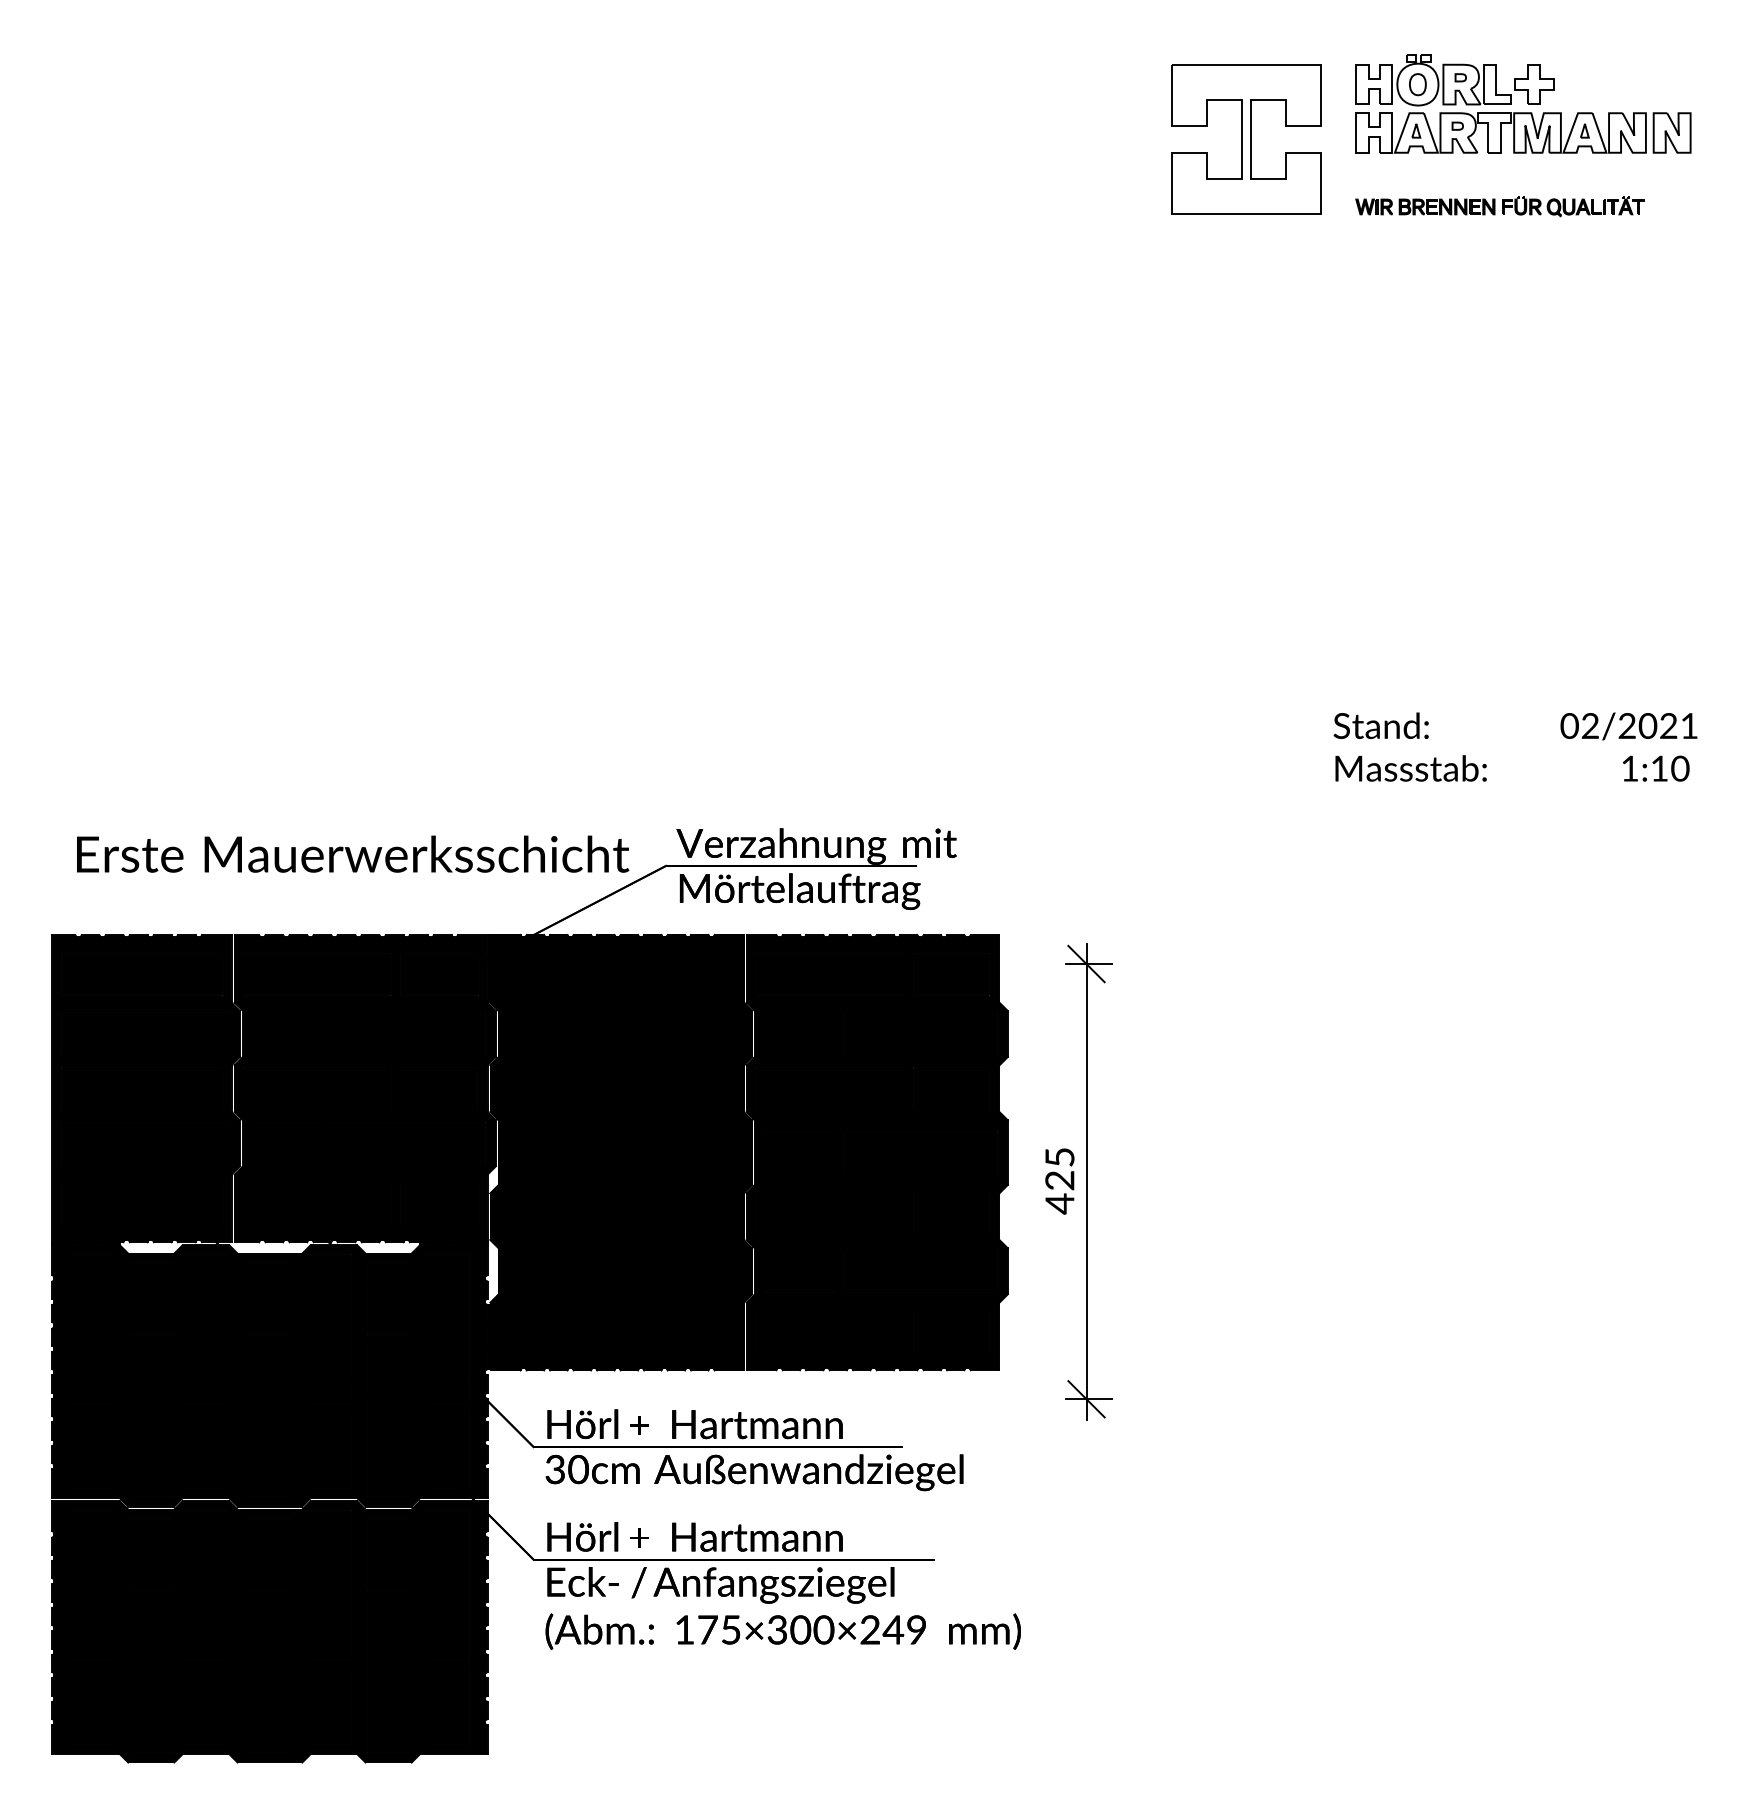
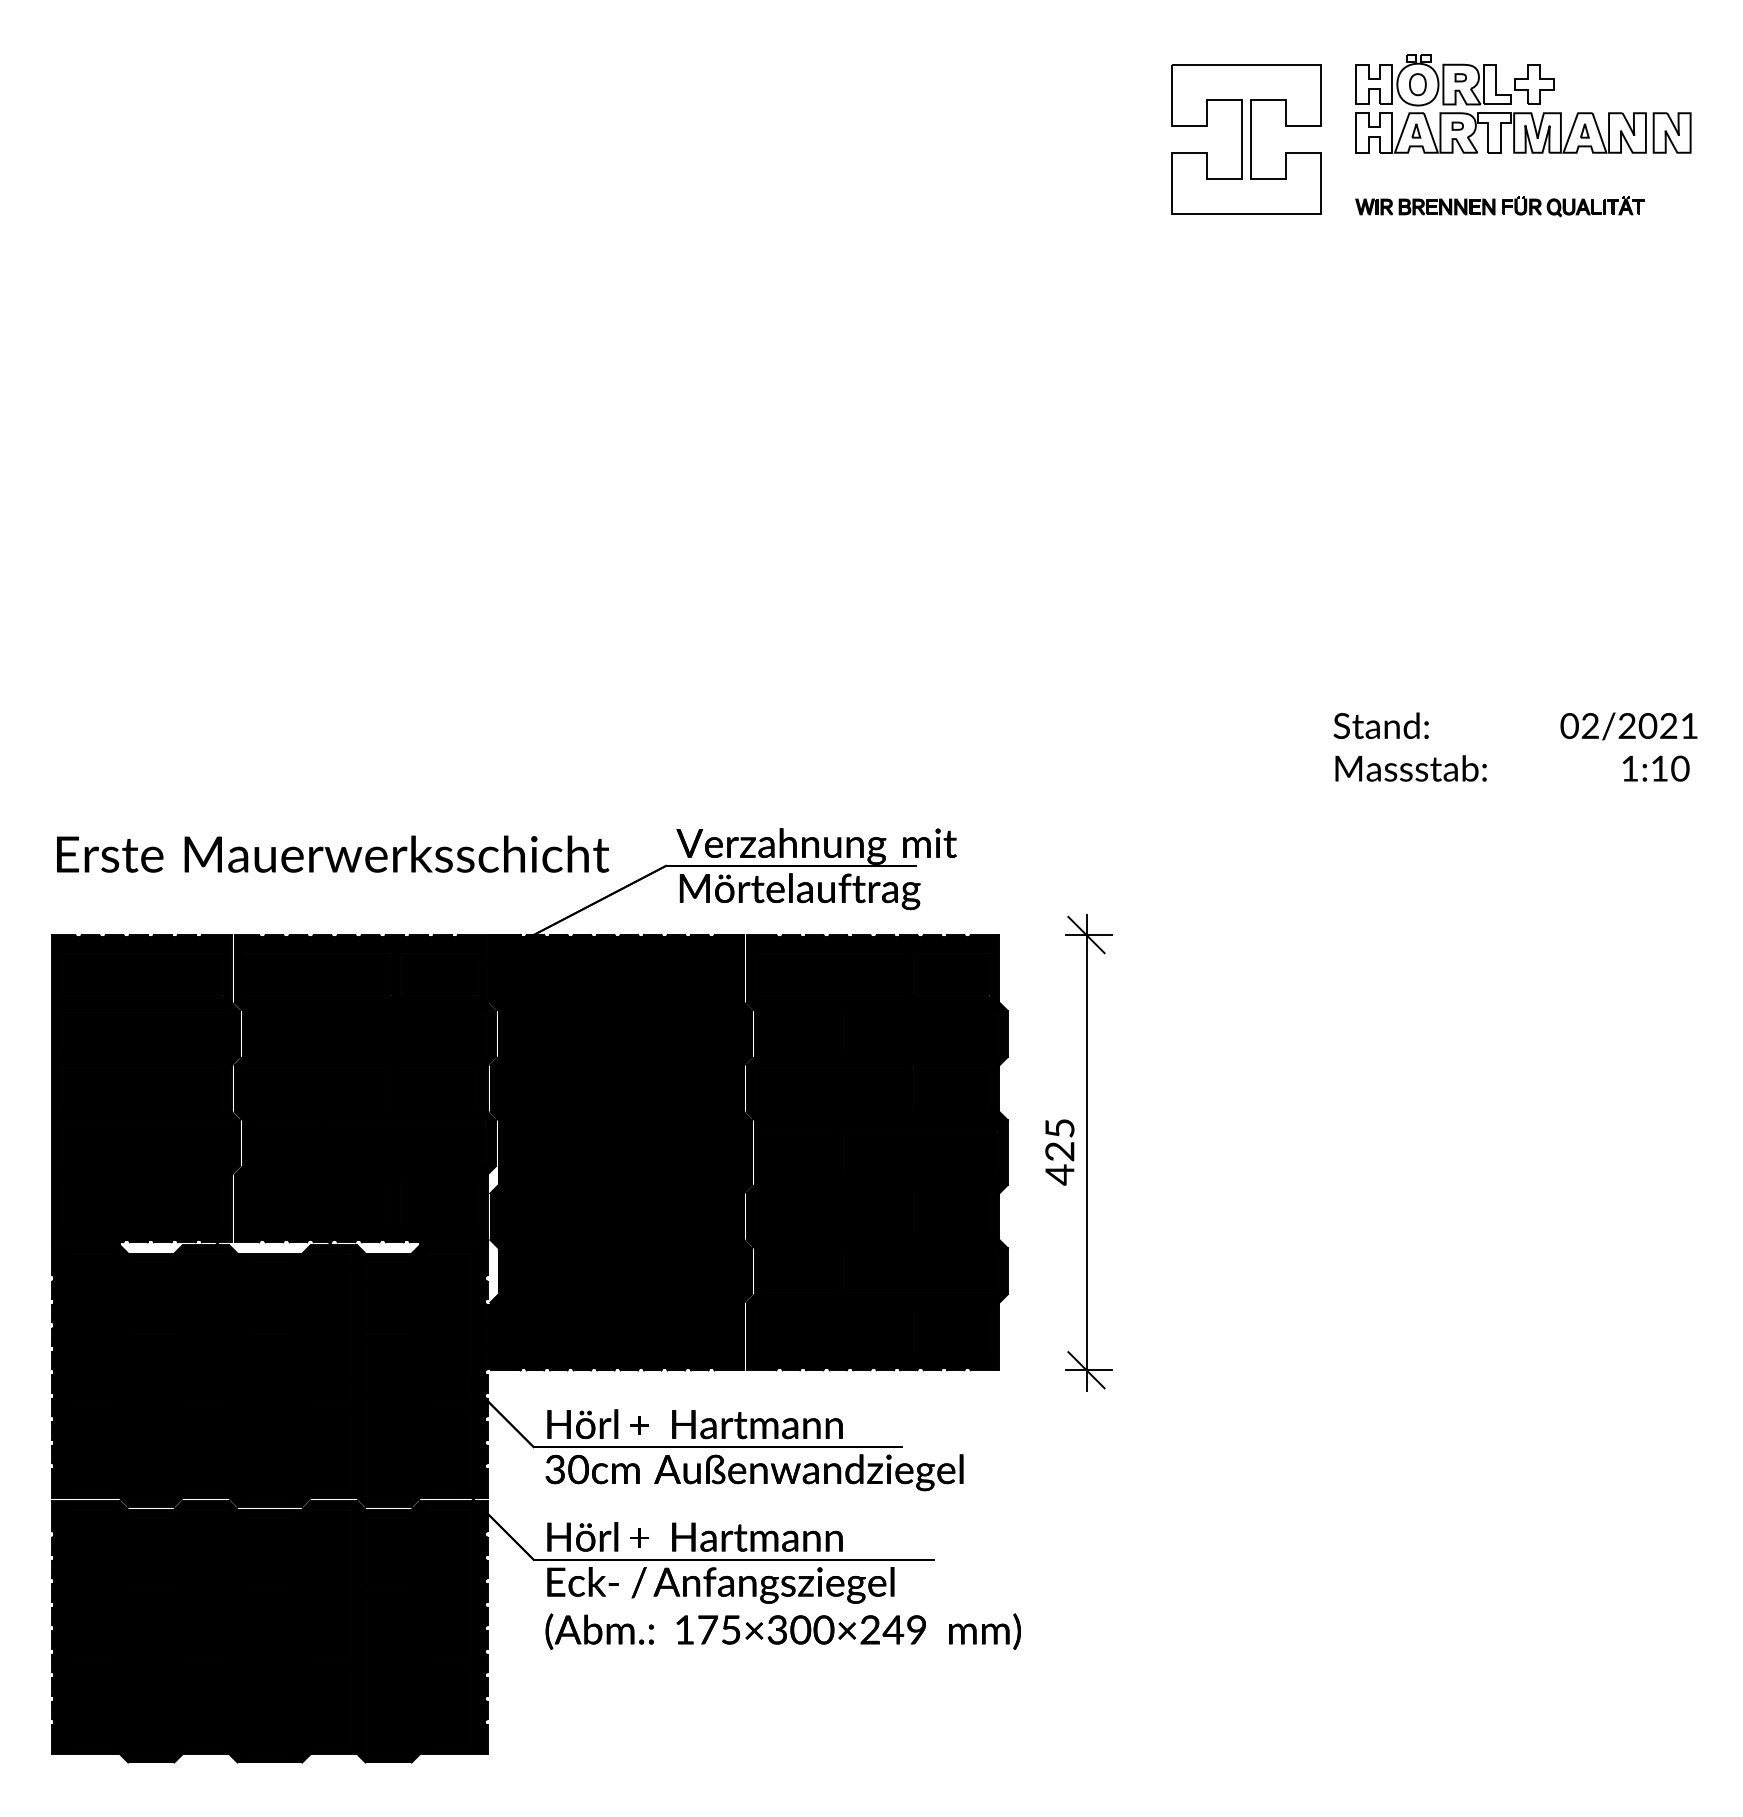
text position: (353, 853) -> (333, 853) (333, 853)
part position: (1078, 1181) -> (1078, 1152) (1078, 1152)
